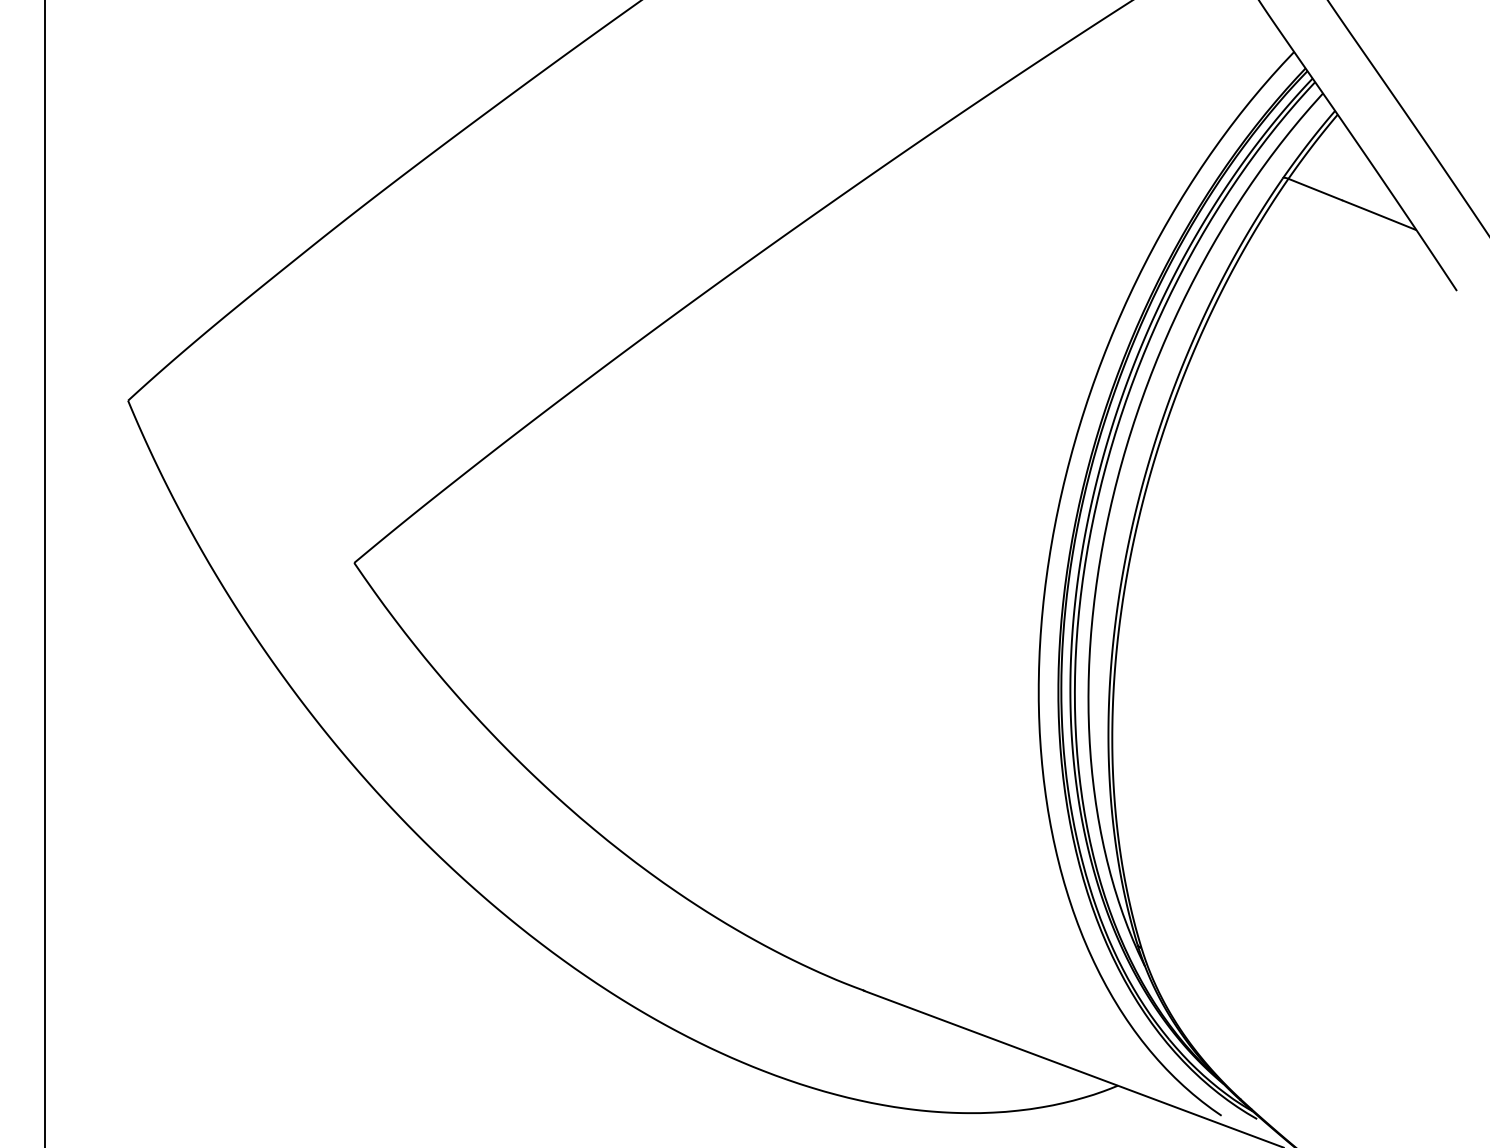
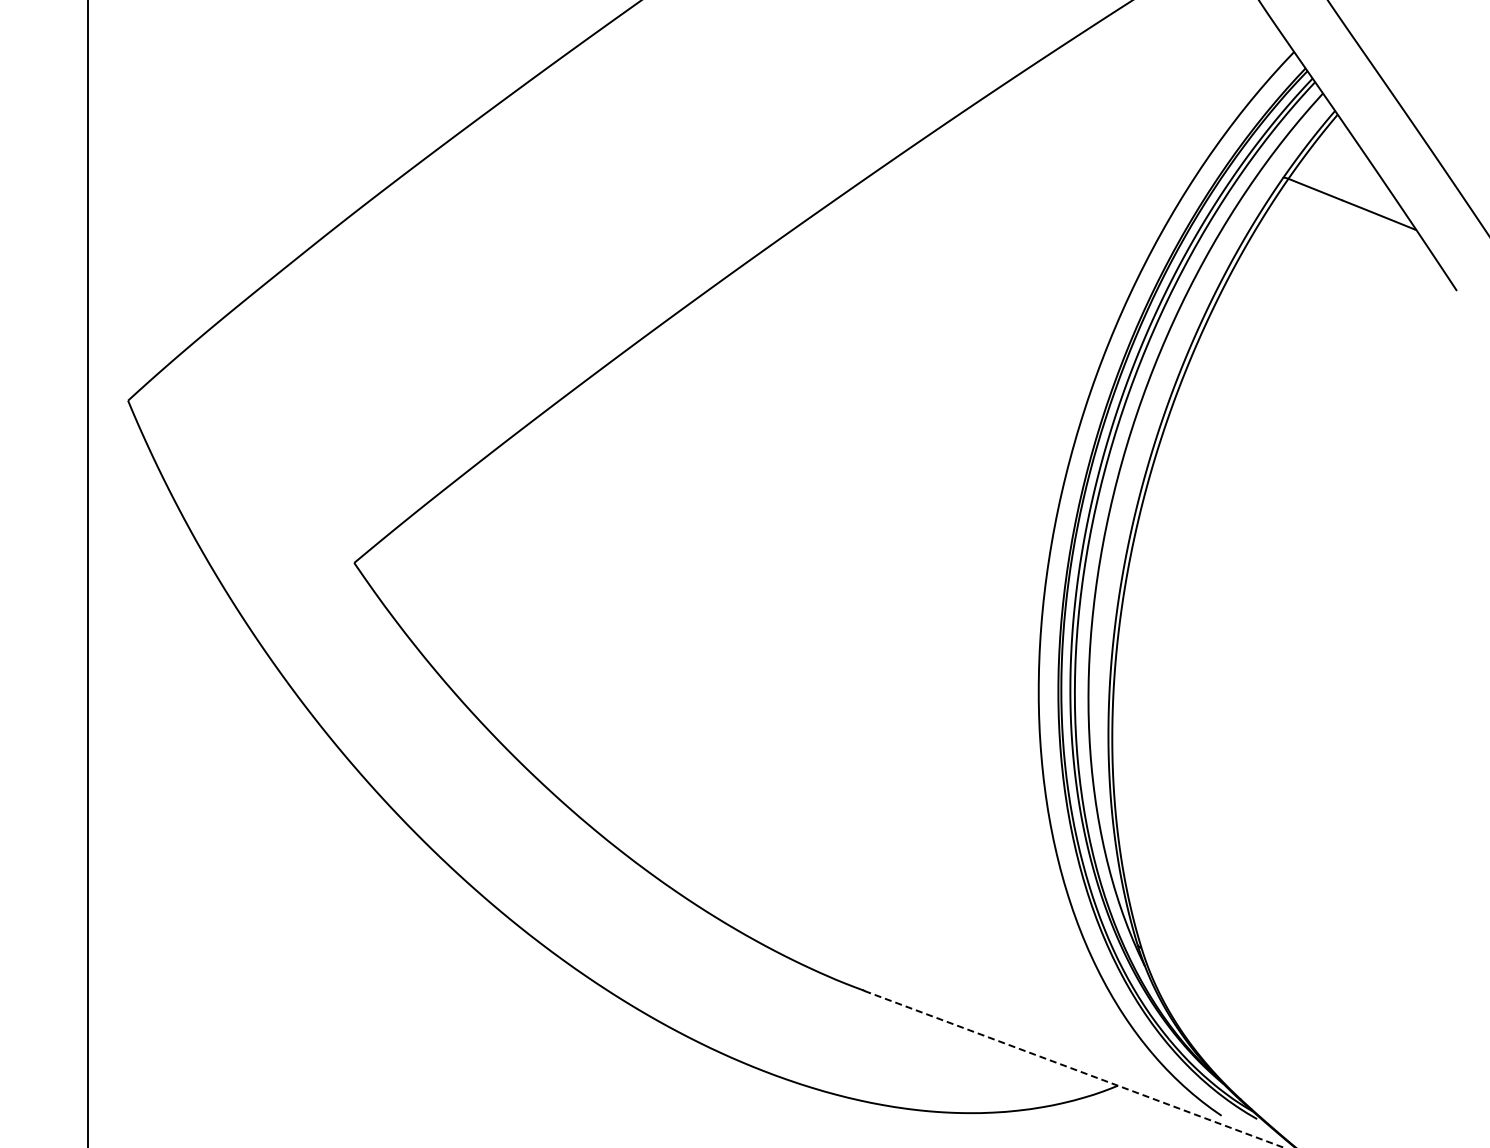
line position: (44, 573) -> (87, 573) (87, 573)
line: solid -> dashed (1074, 1069)
